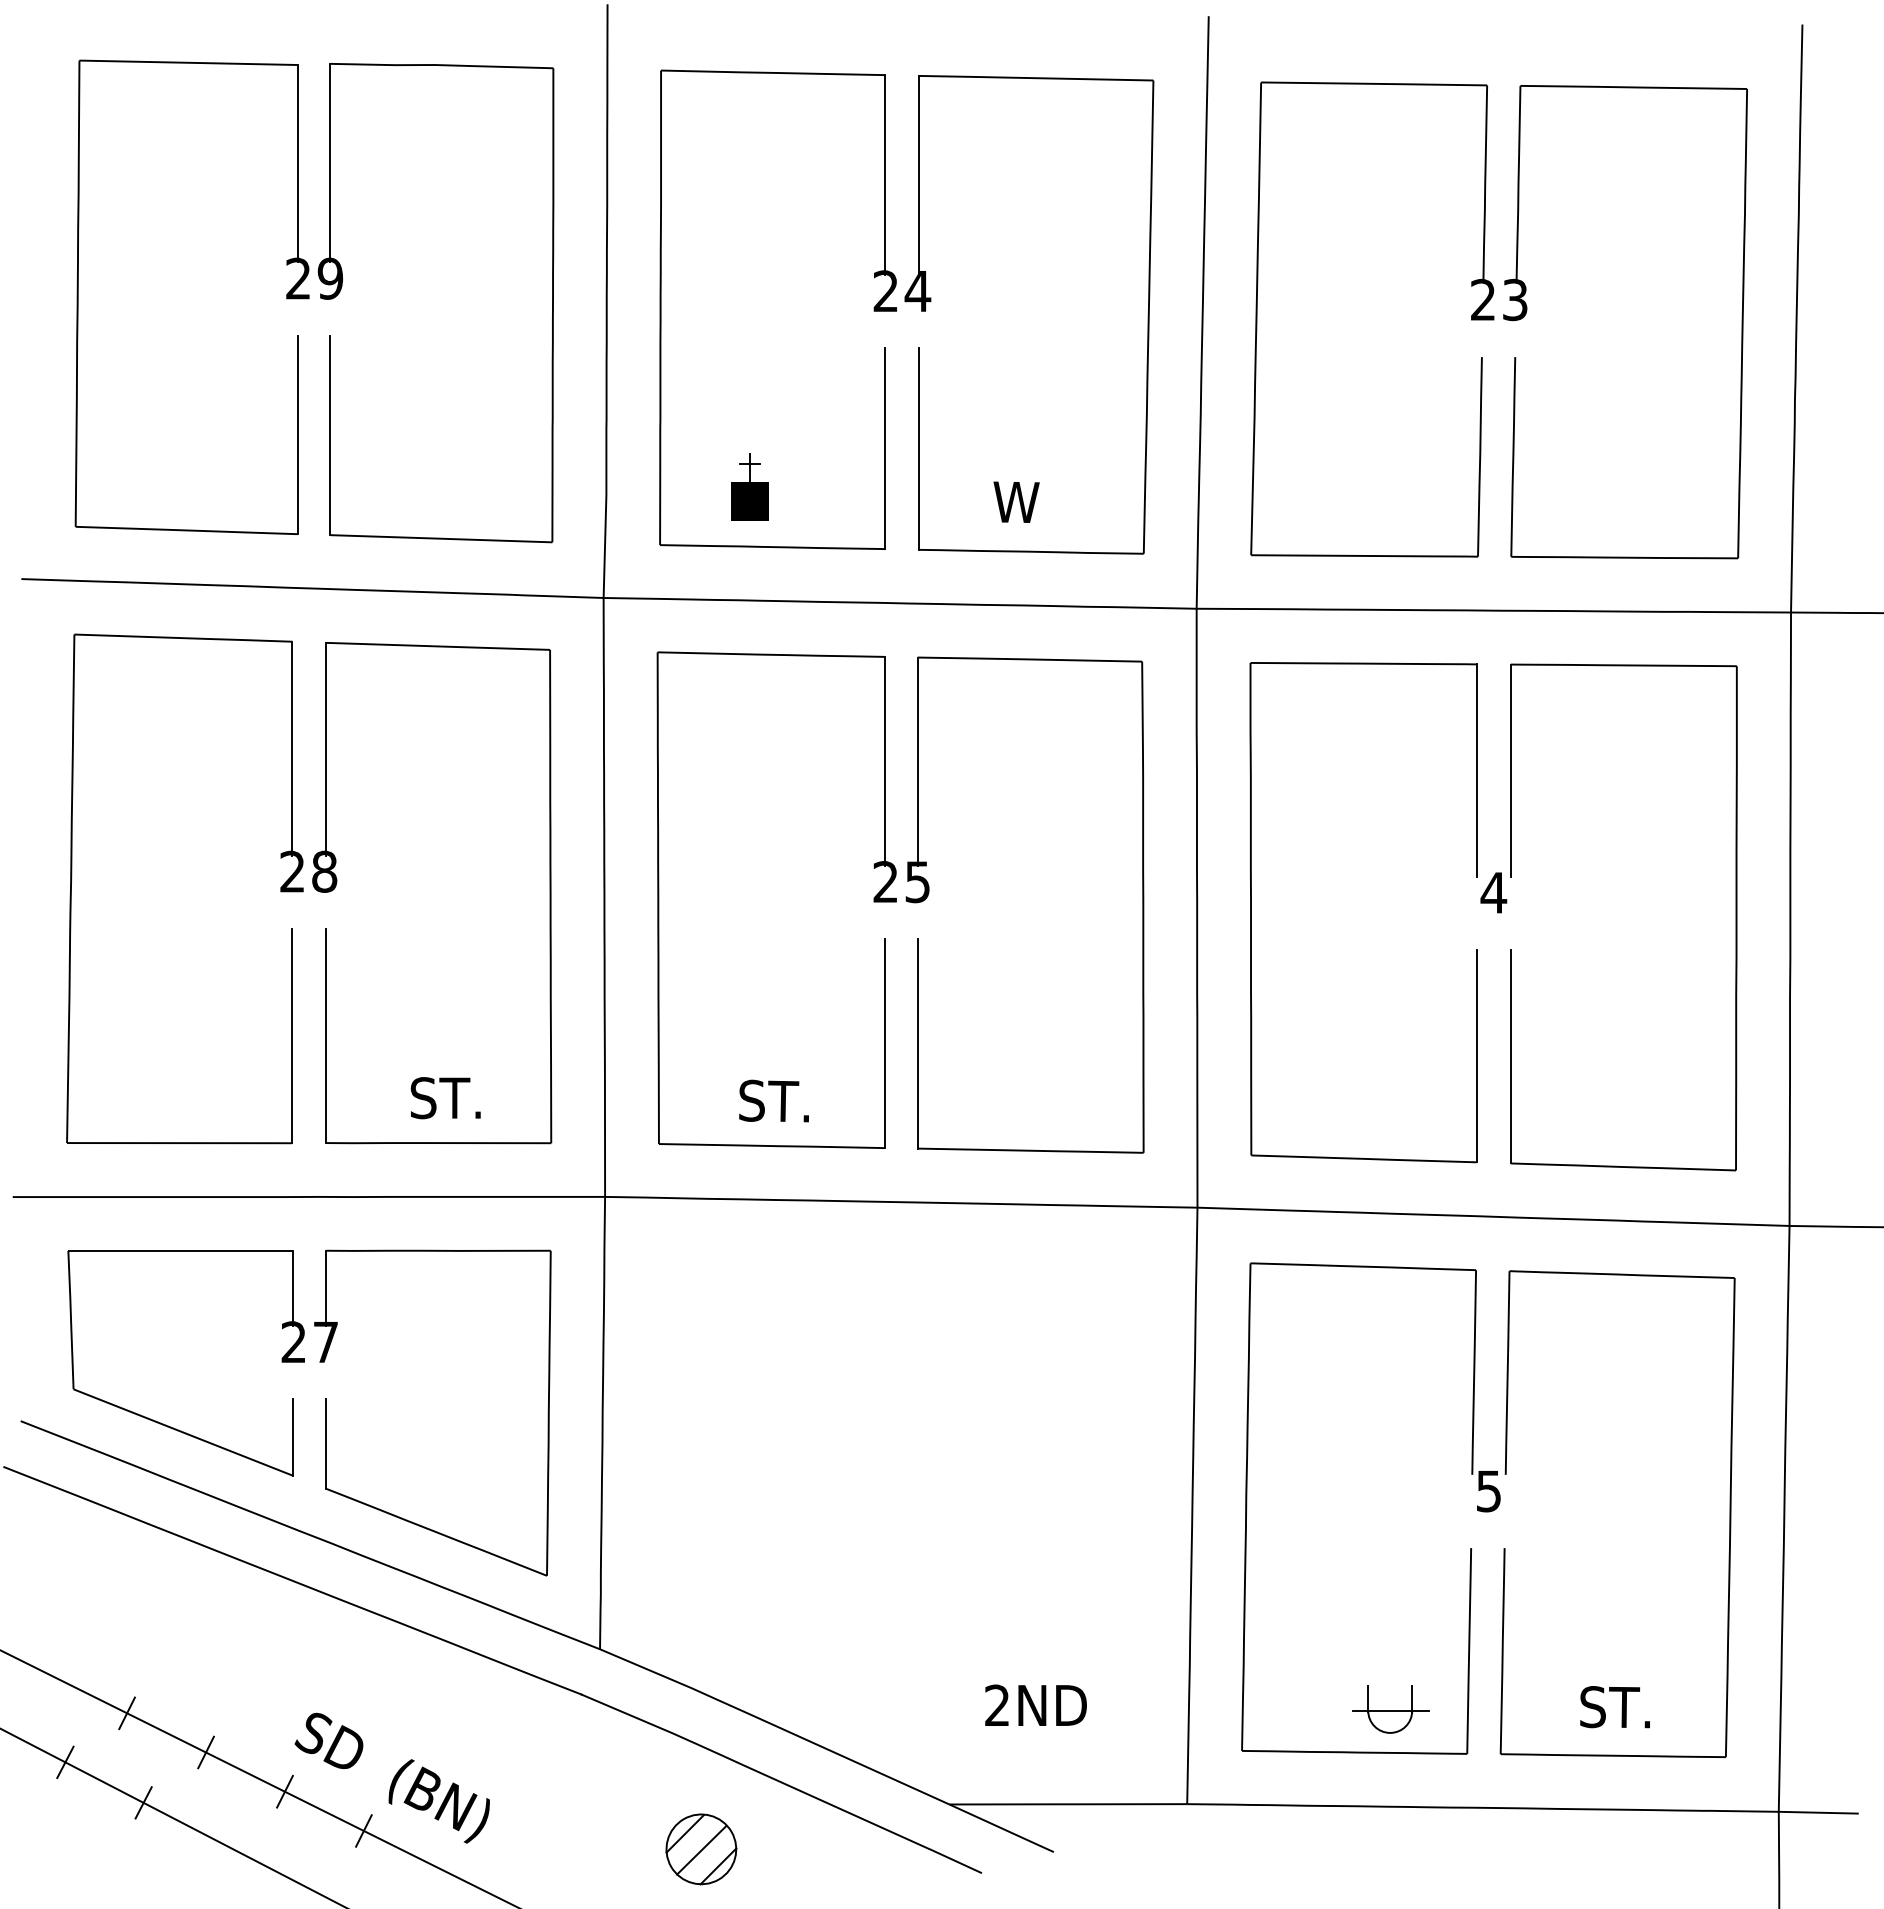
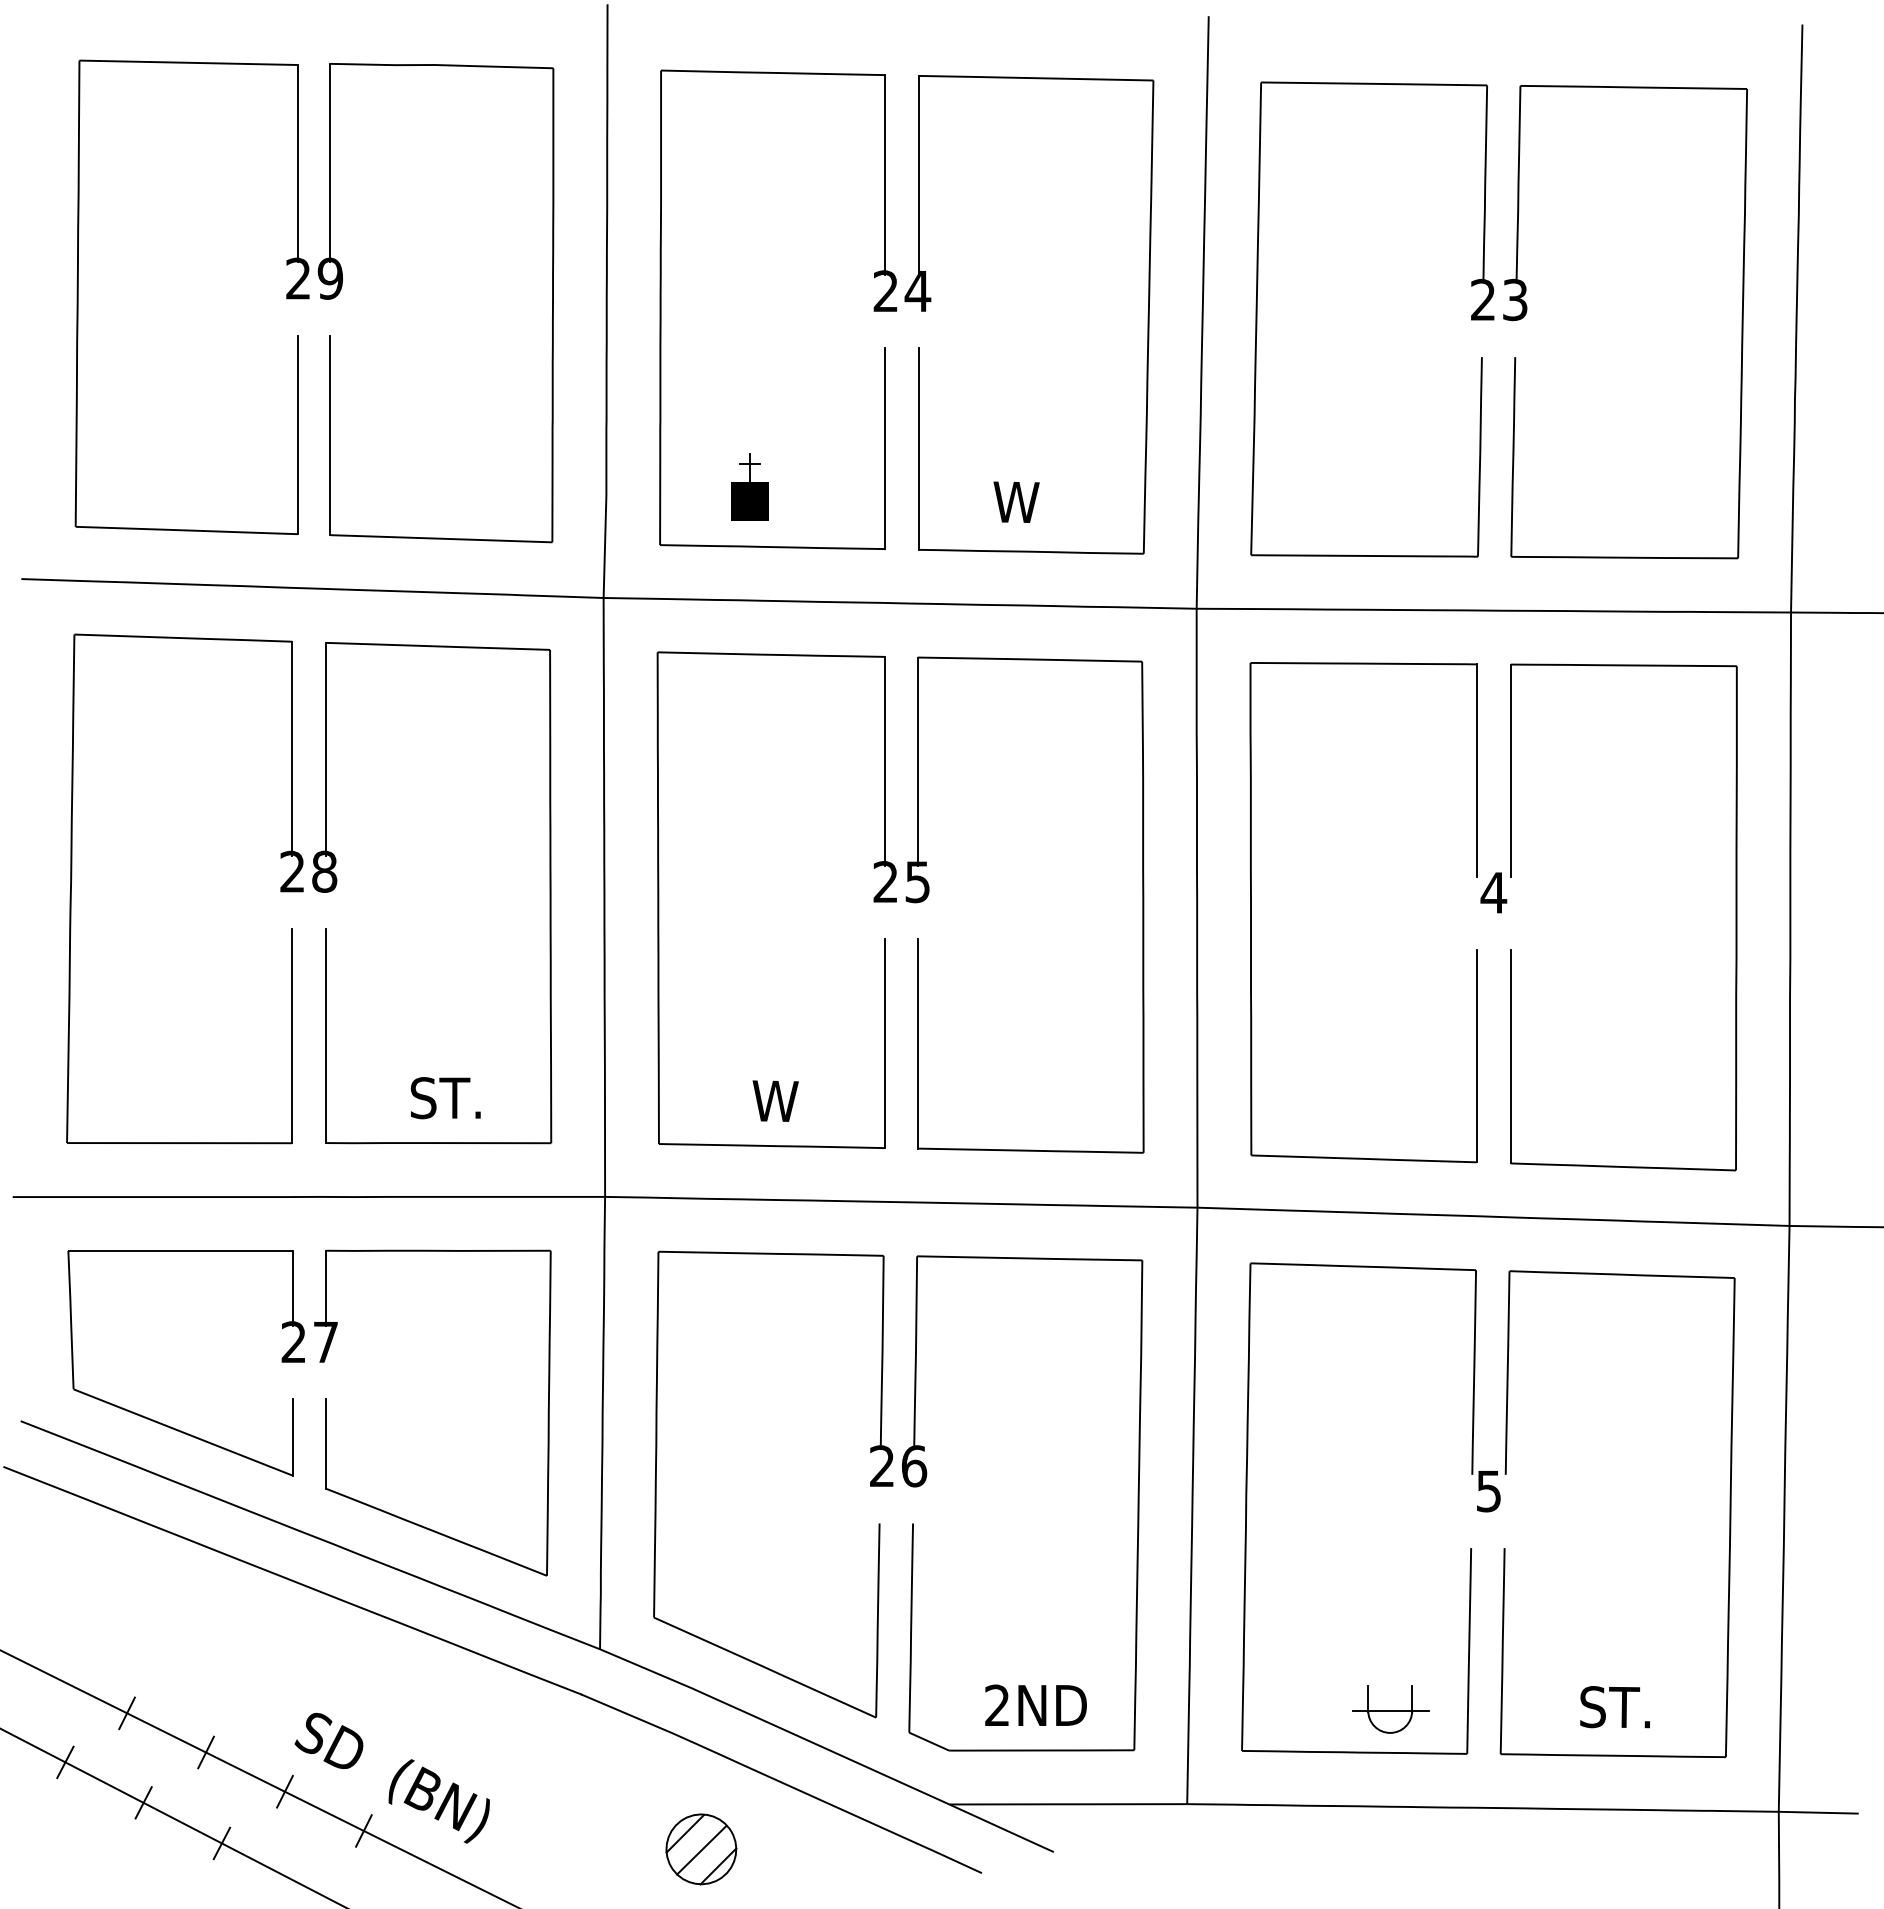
text: ST. -> W (773, 1100)
part: none -> present (893, 1486)
line: none -> present (221, 1843)
